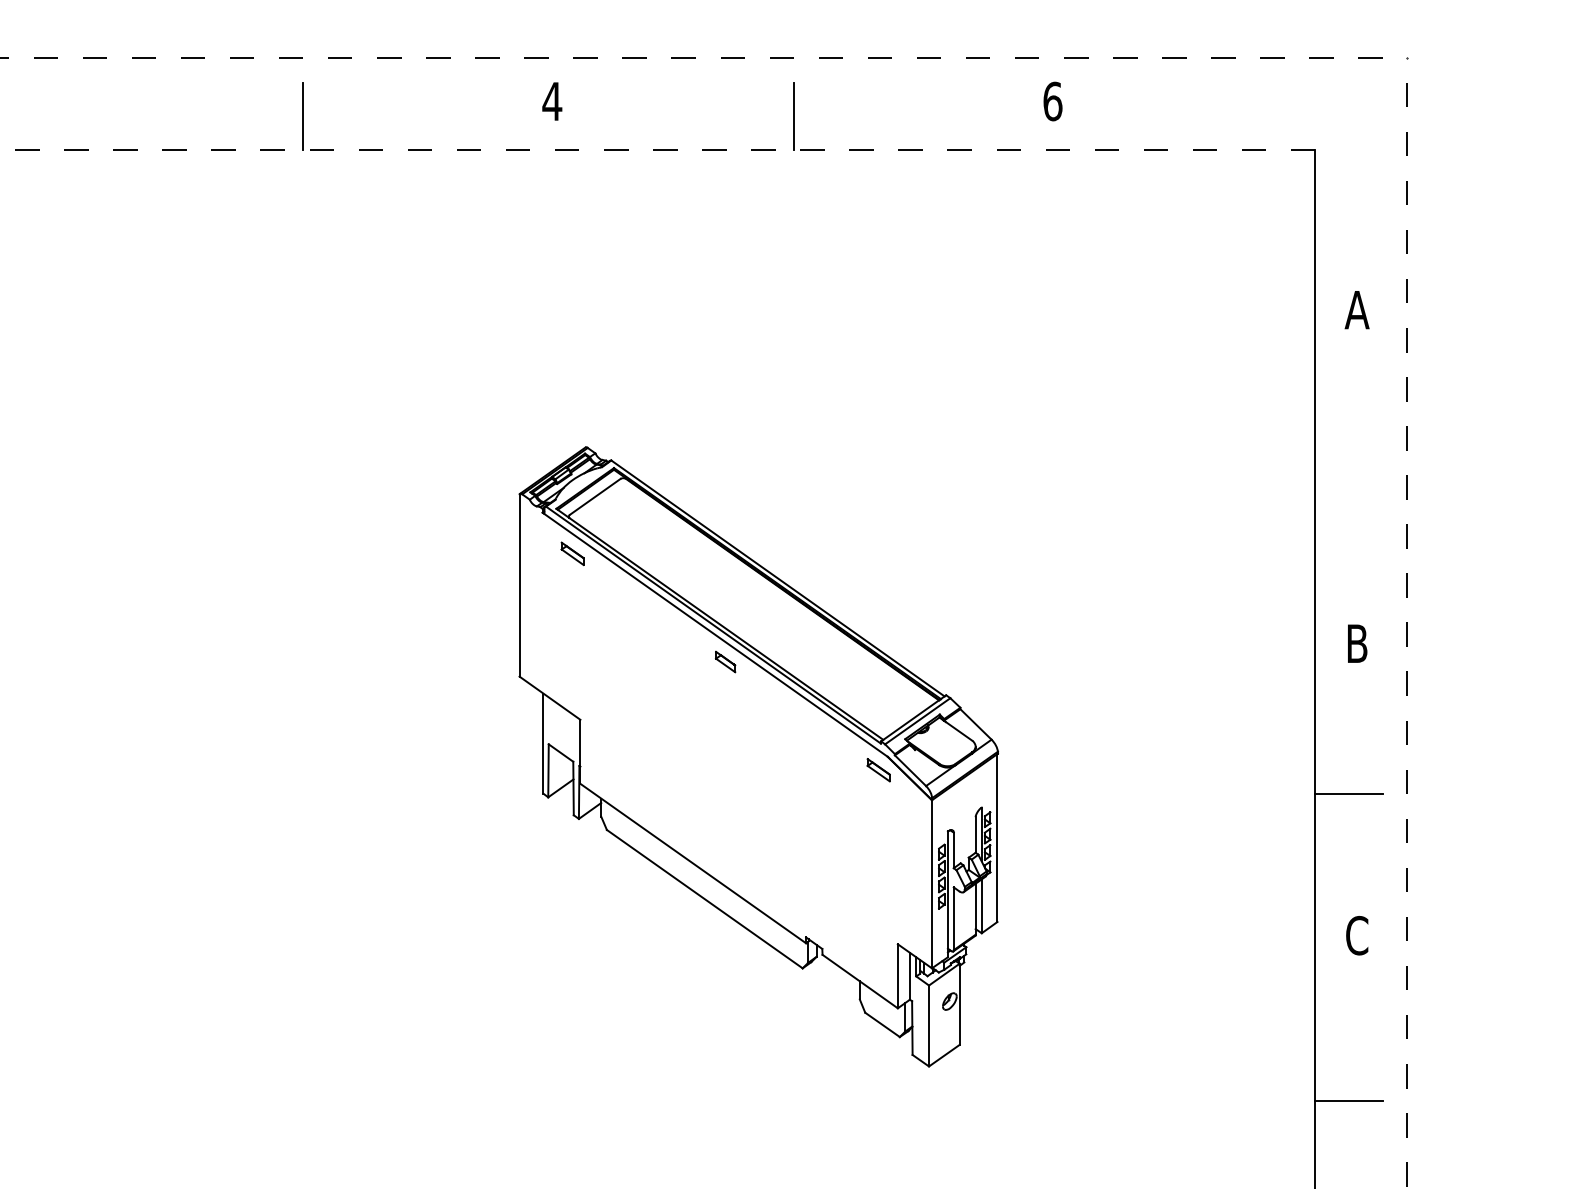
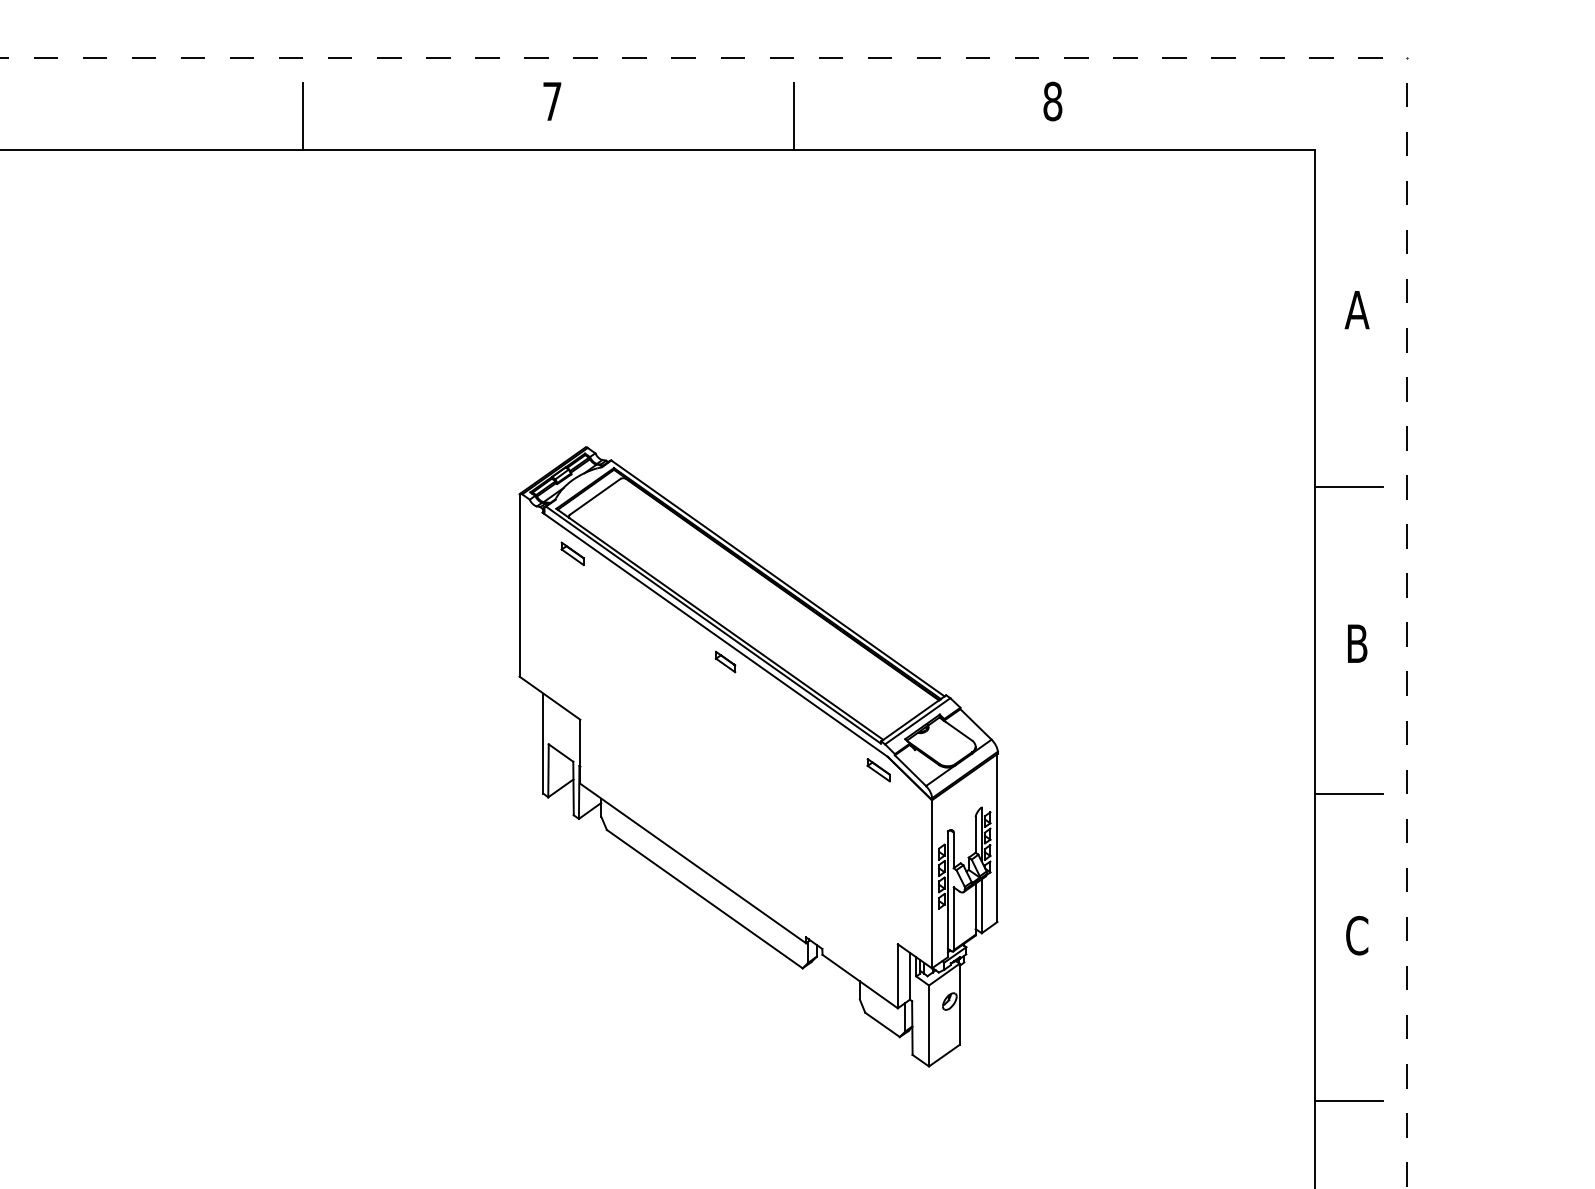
text: 4 -> 7 (552, 101)
text: 6 -> 8 (1052, 101)
line: dashed -> solid (657, 150)
line: none -> present (1348, 487)
